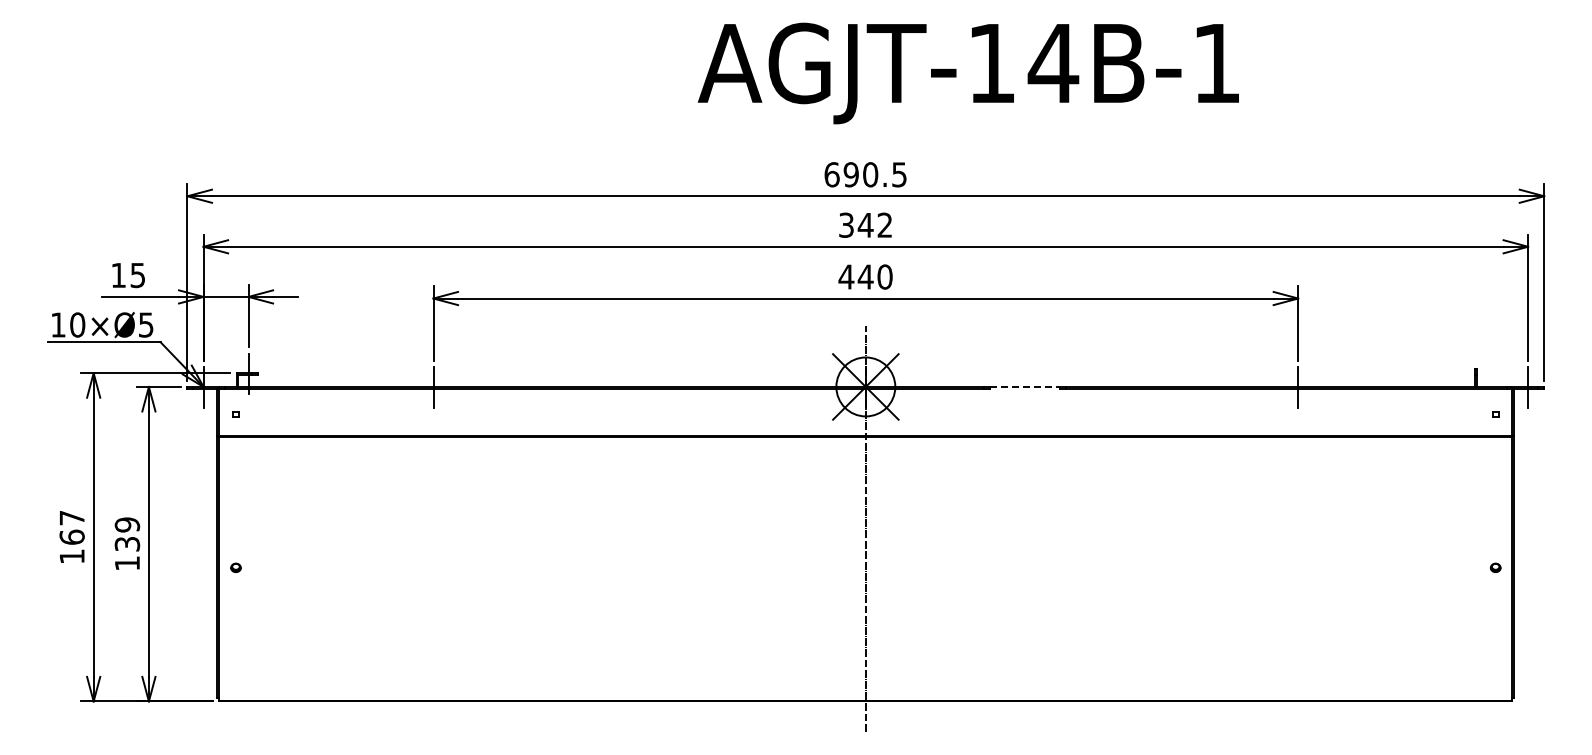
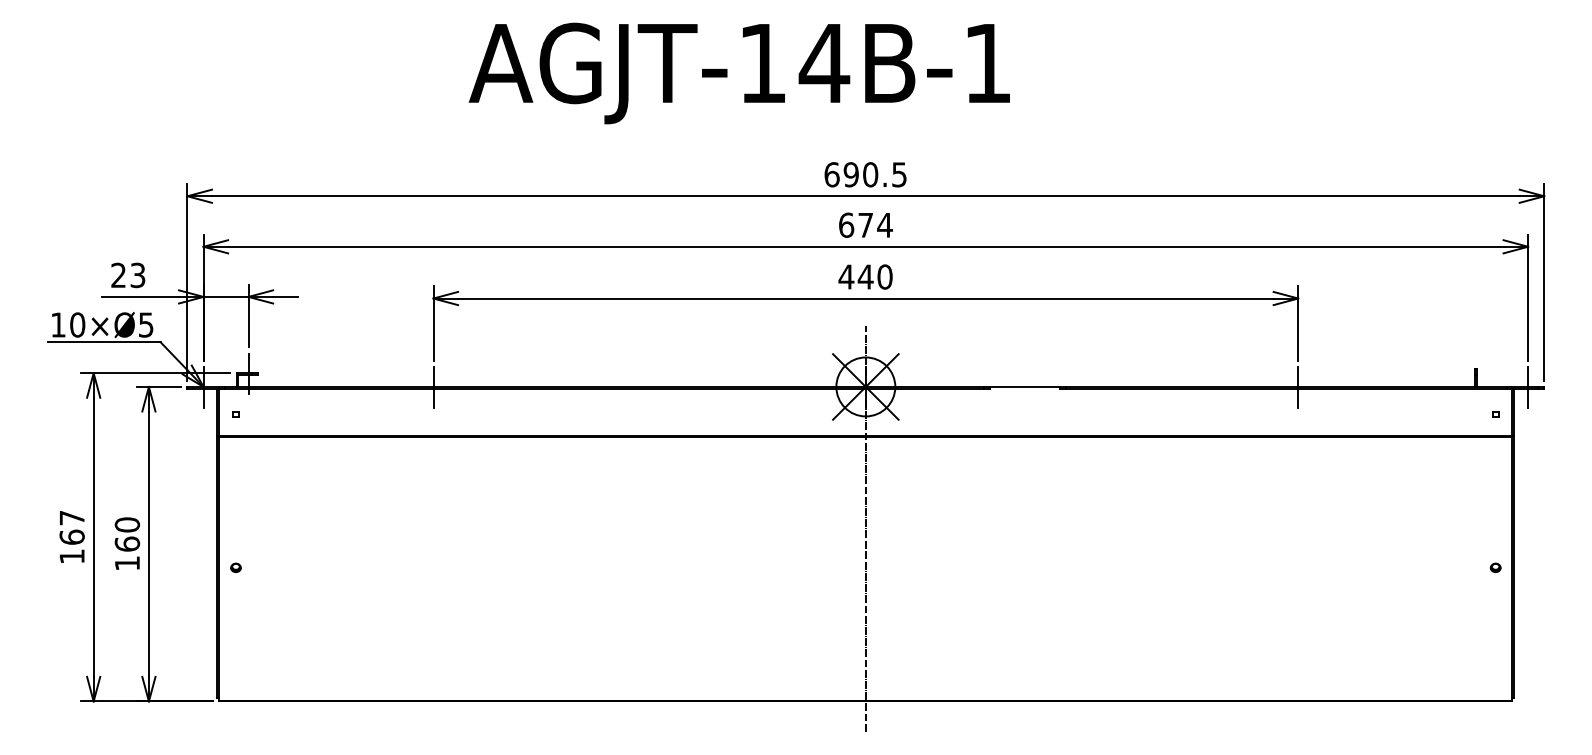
text position: (967, 73) -> (738, 73) (738, 73)
text: 342 -> 674 (865, 224)
text: 15 -> 23 (128, 274)
line: dashed -> solid (1025, 386)
text: 139 -> 160 (127, 534)
